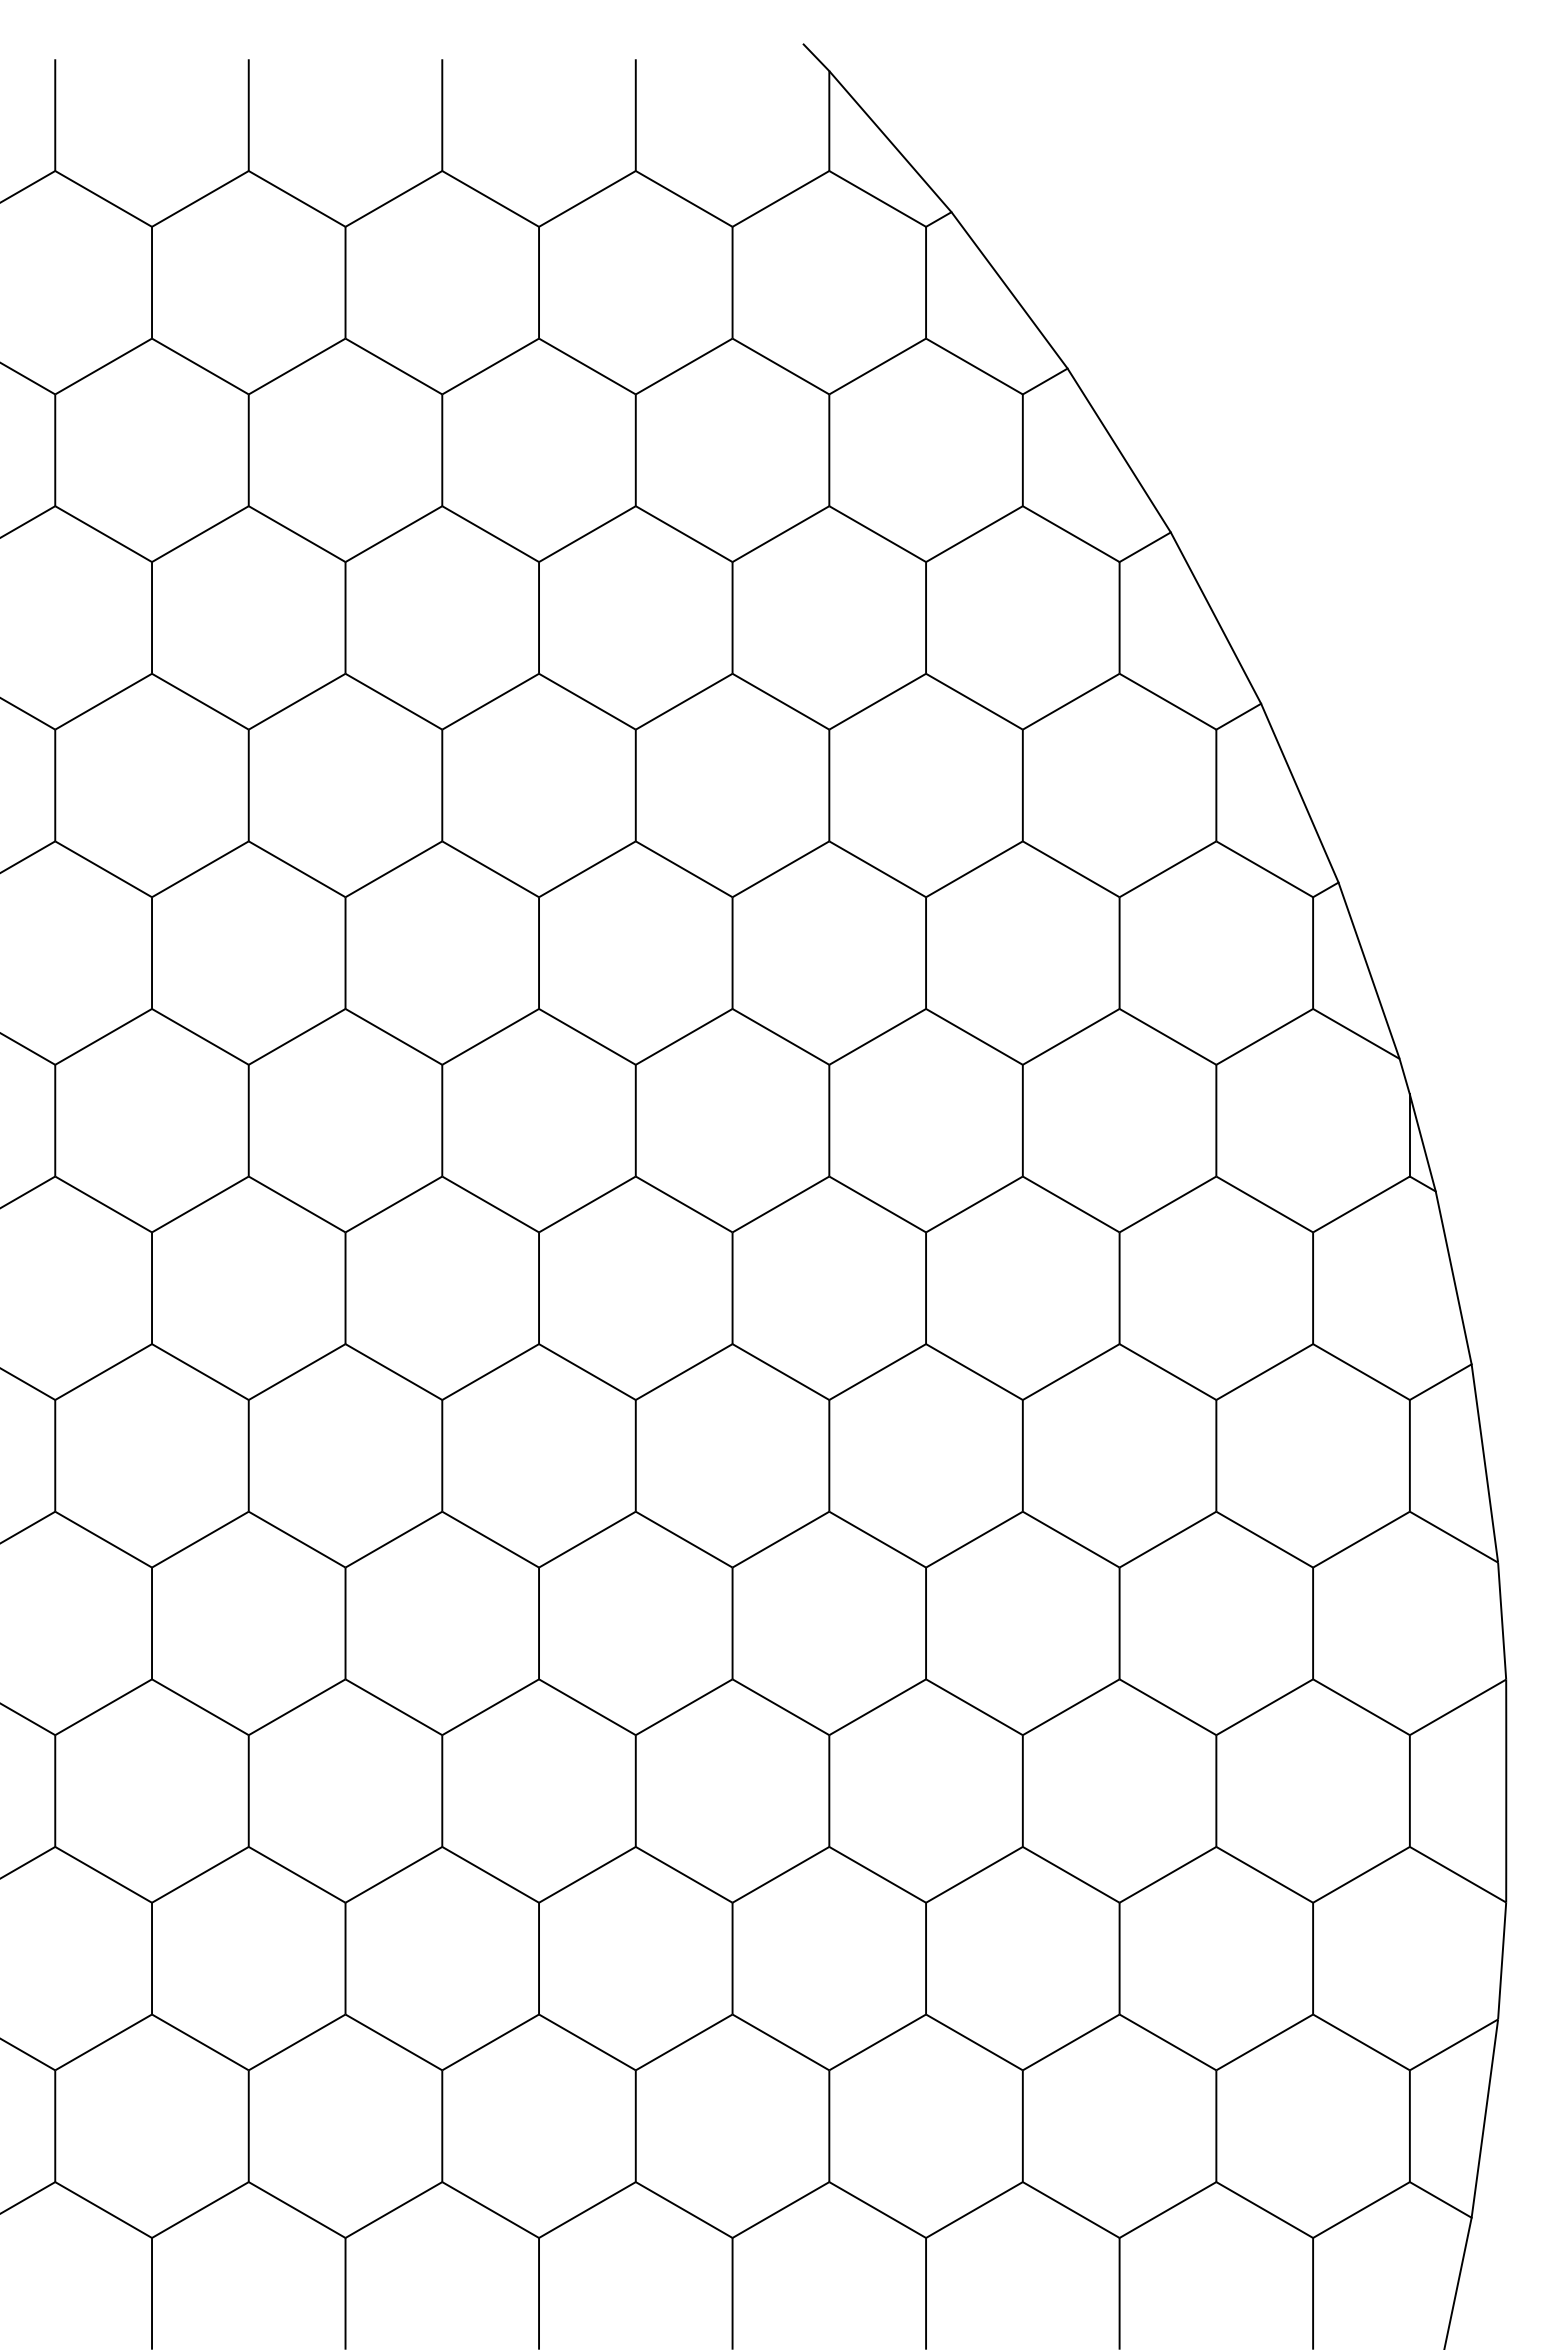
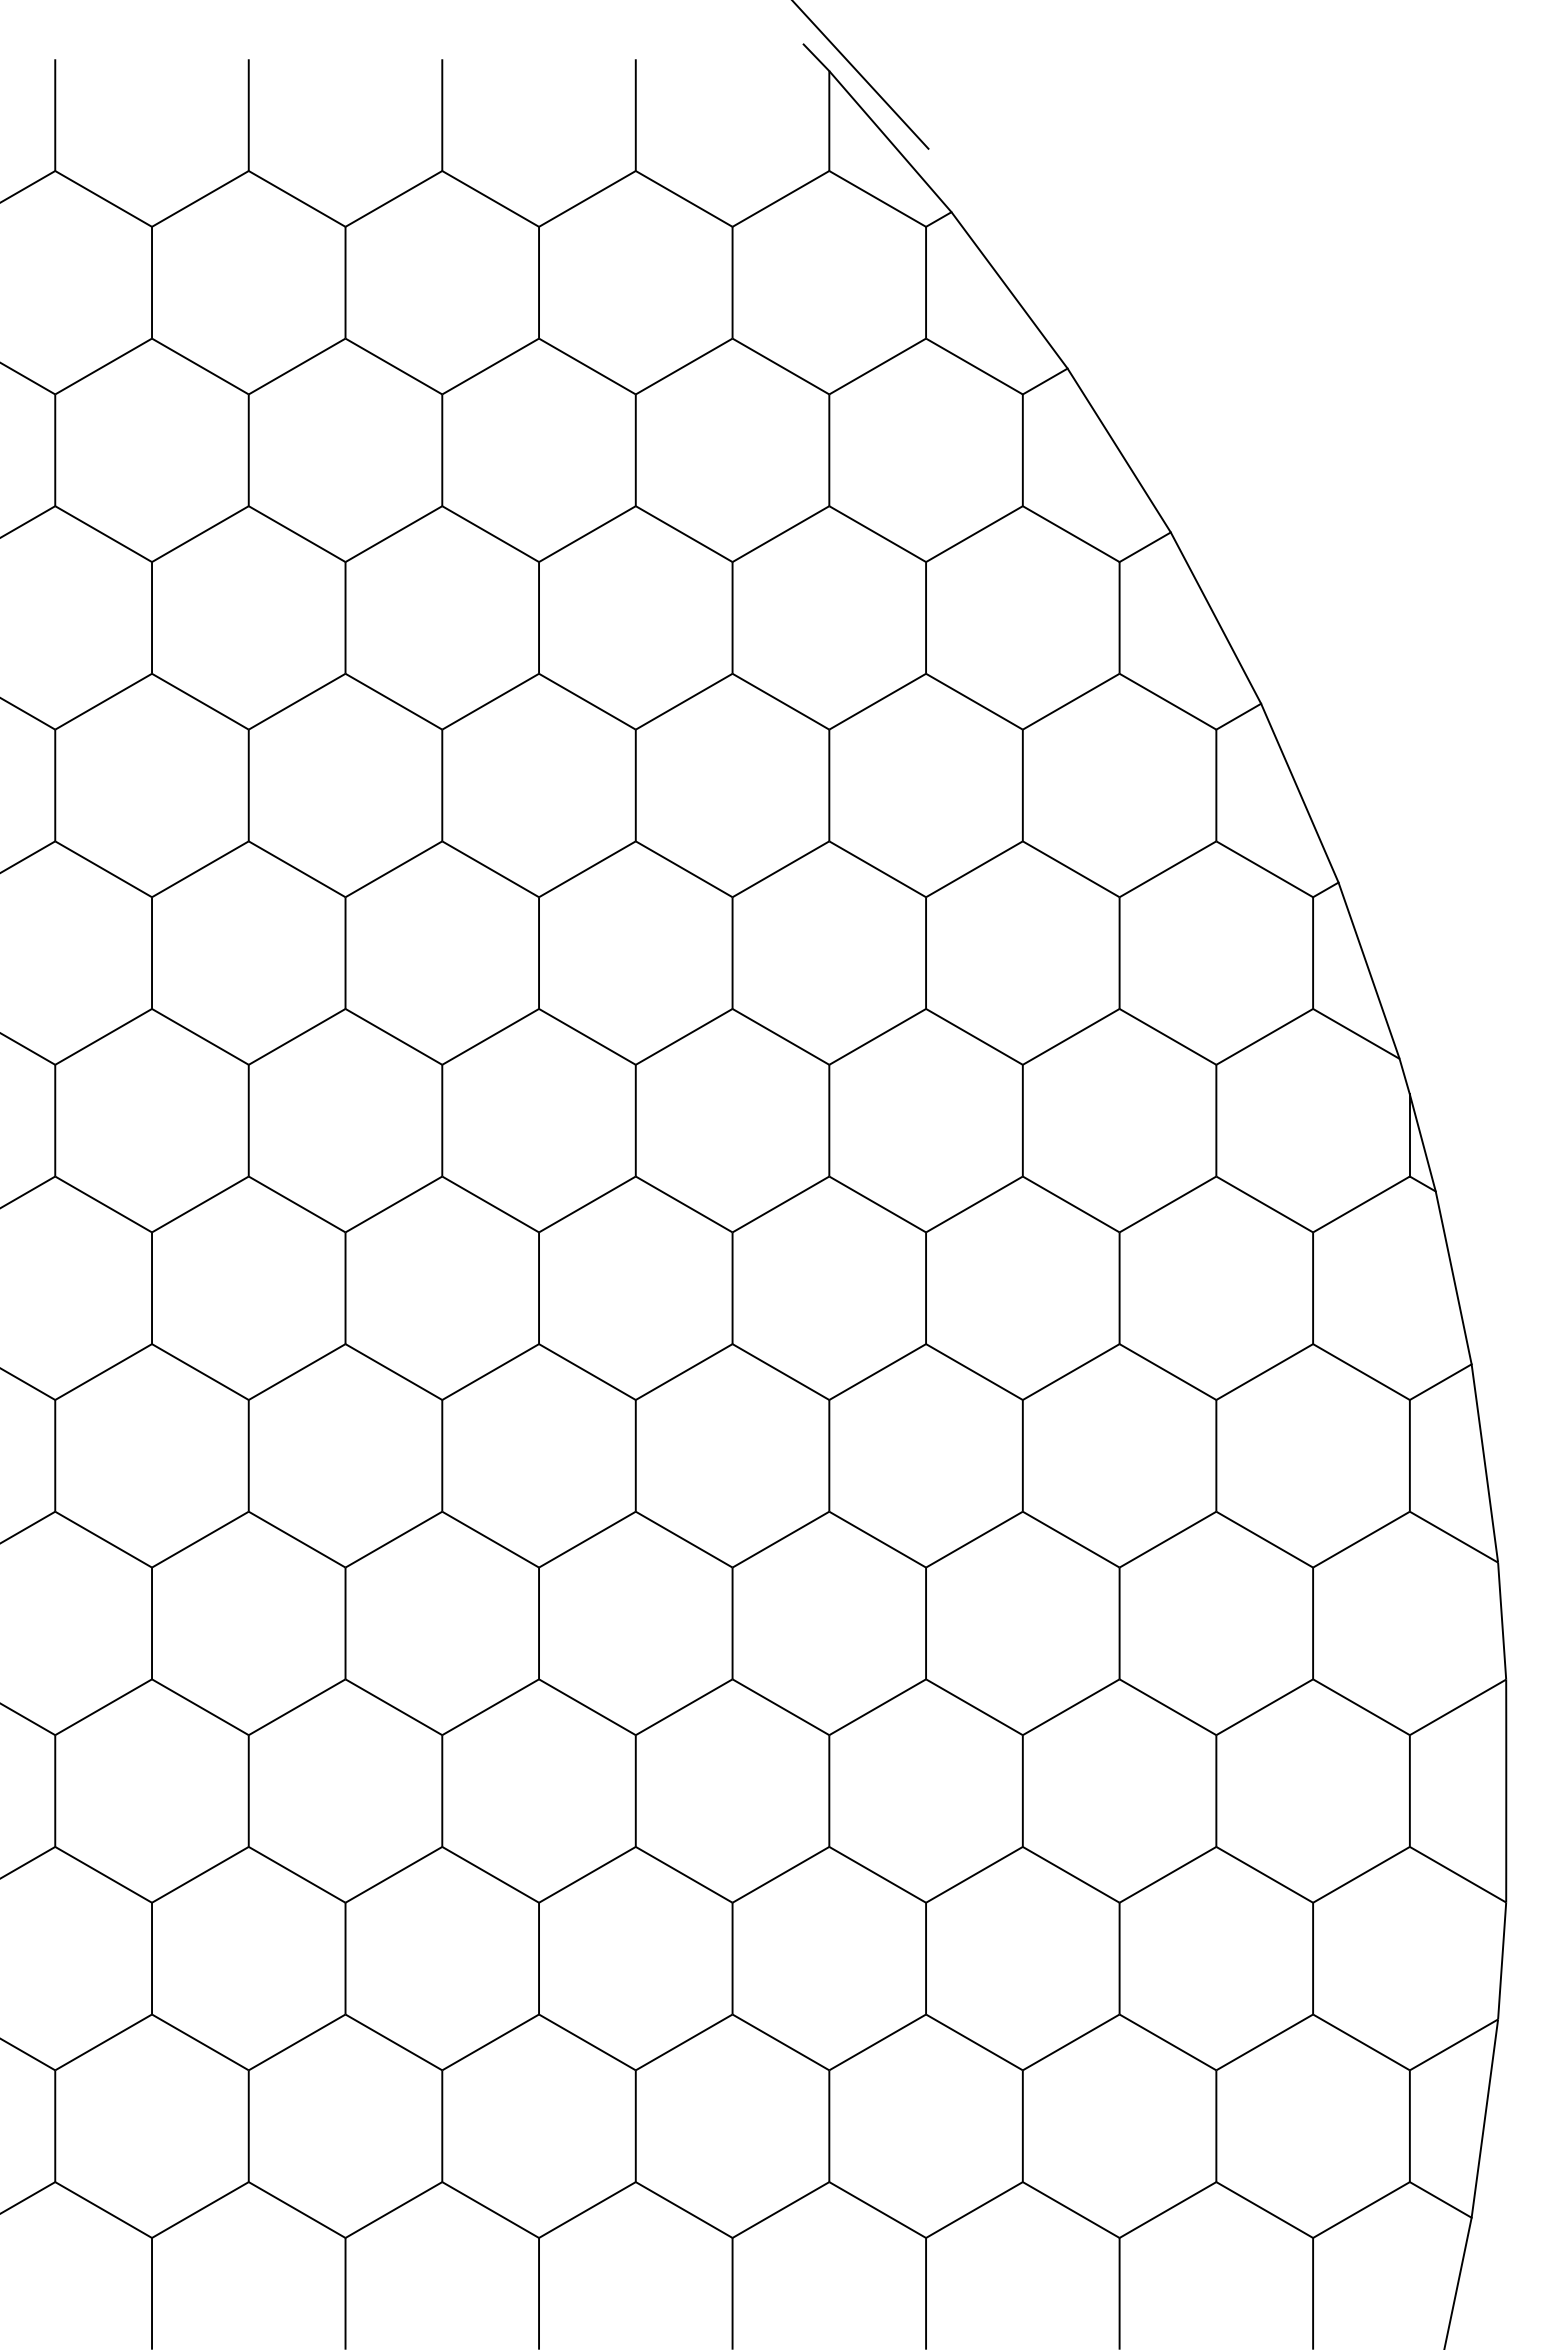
line: none -> present (860, 75)
